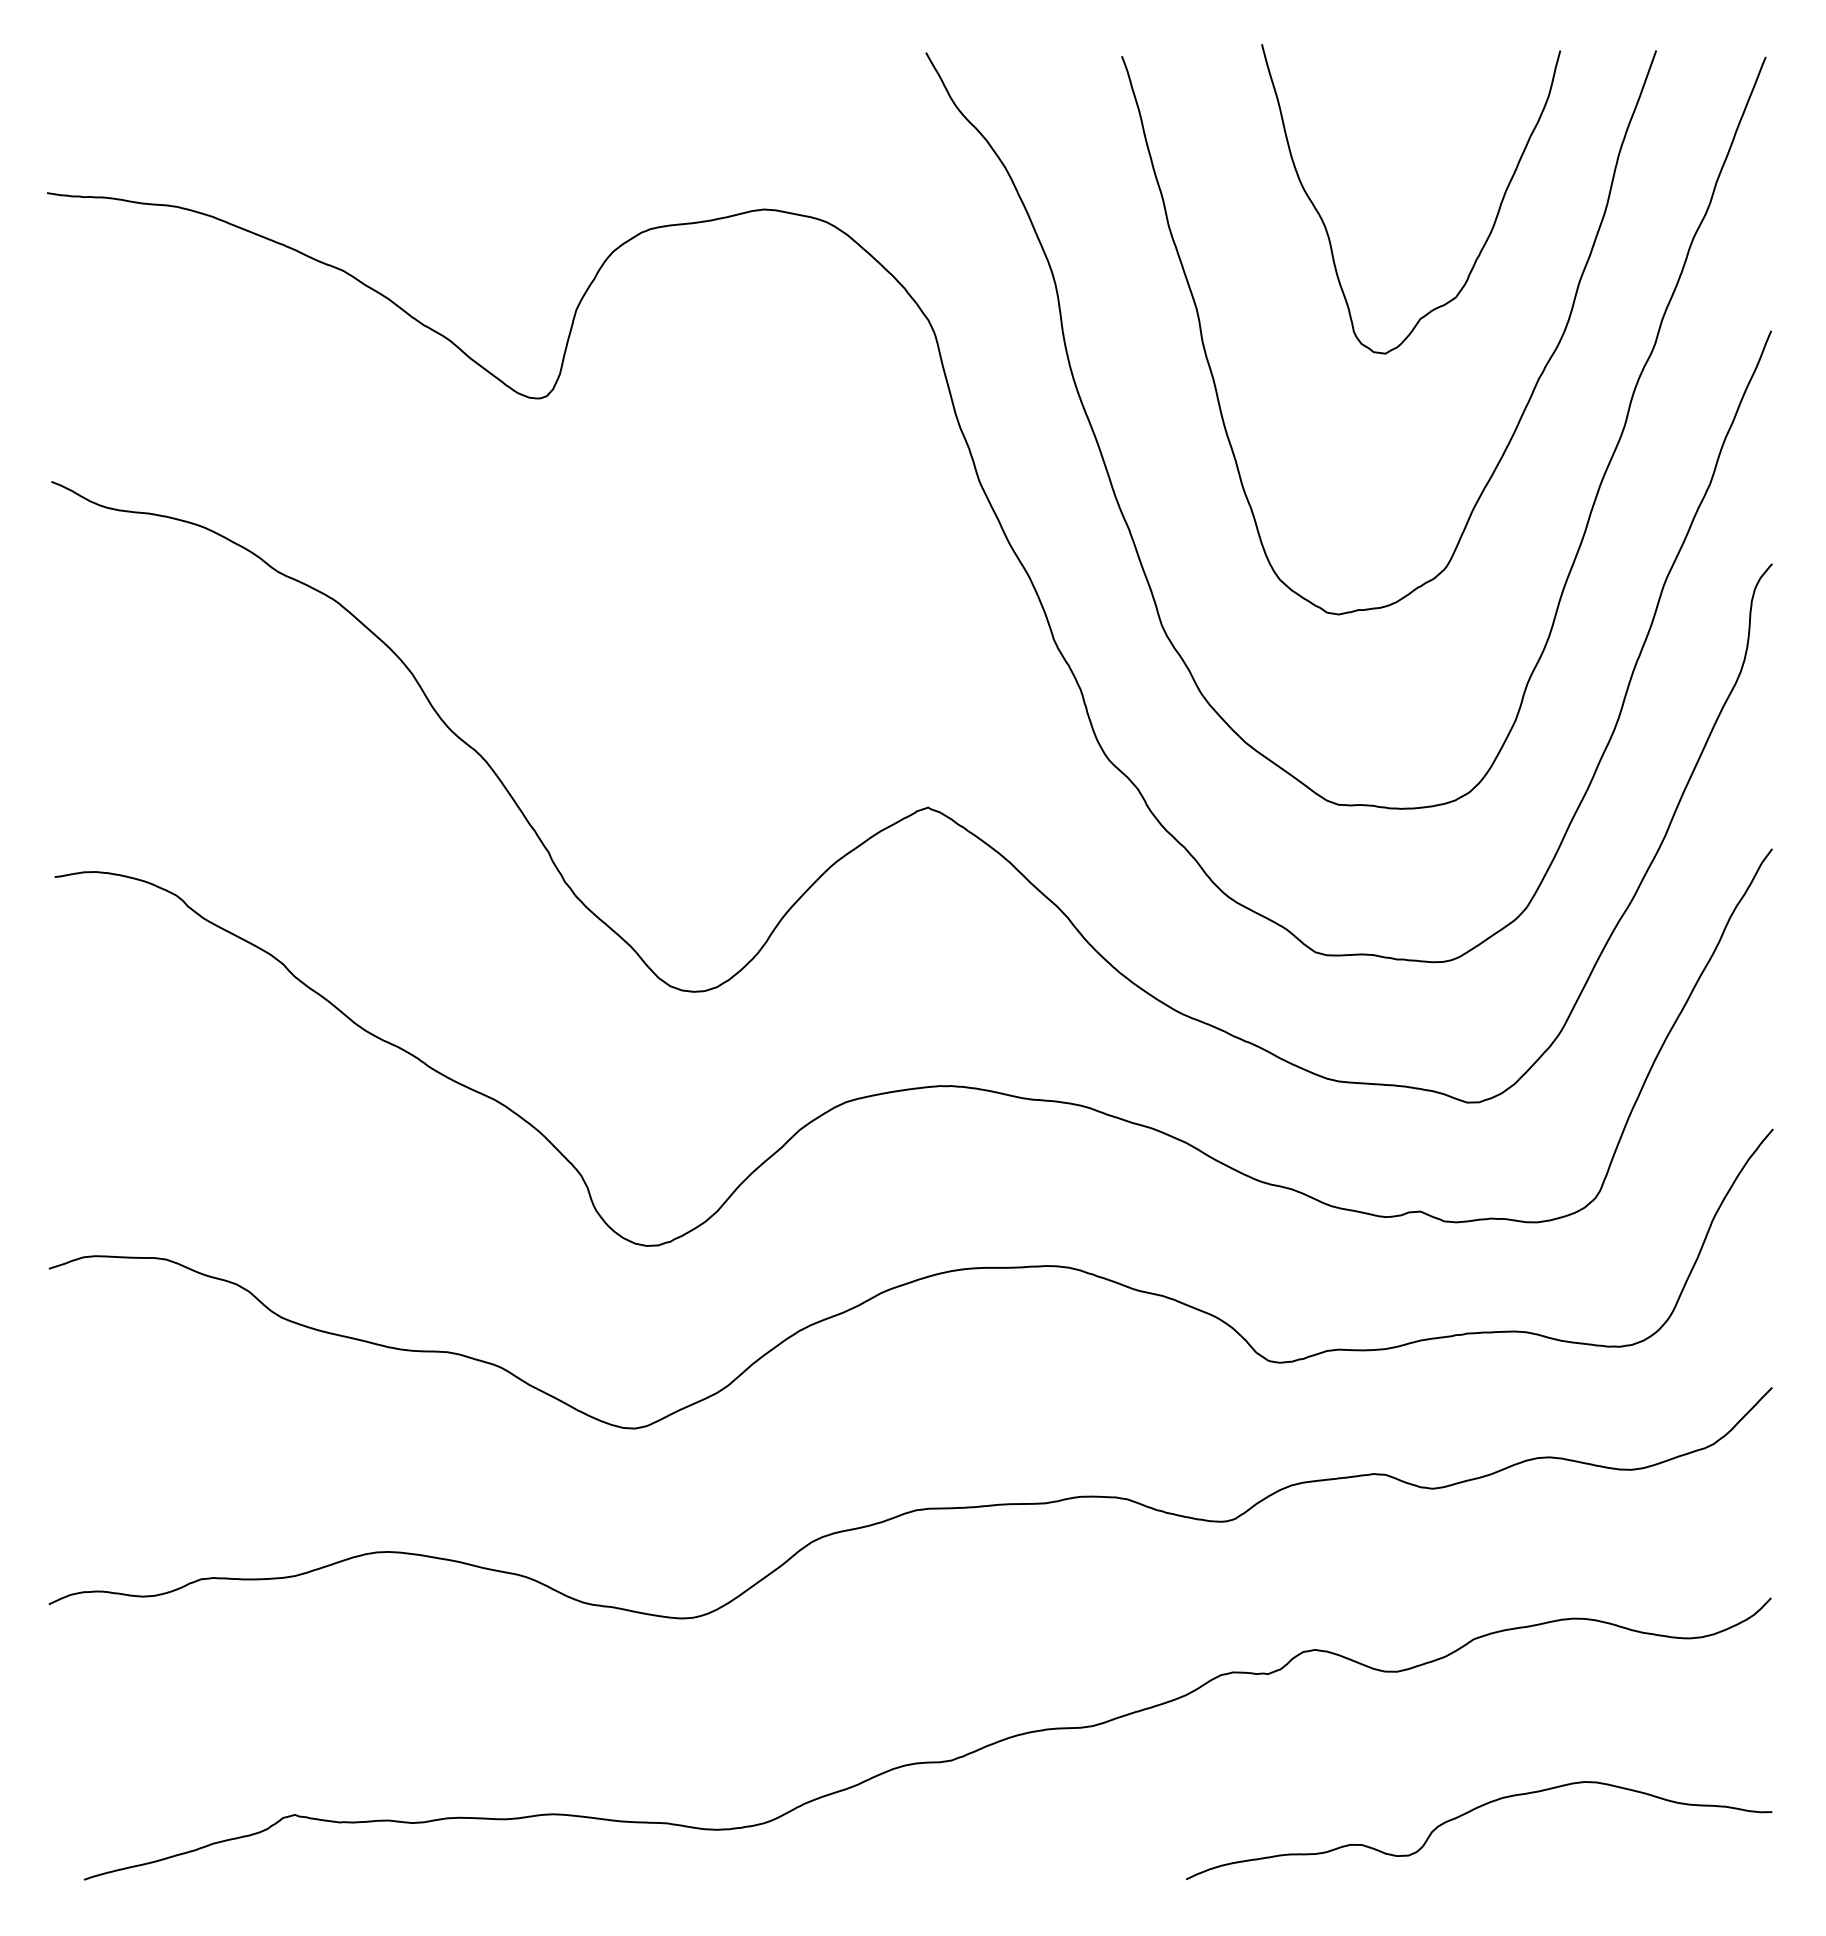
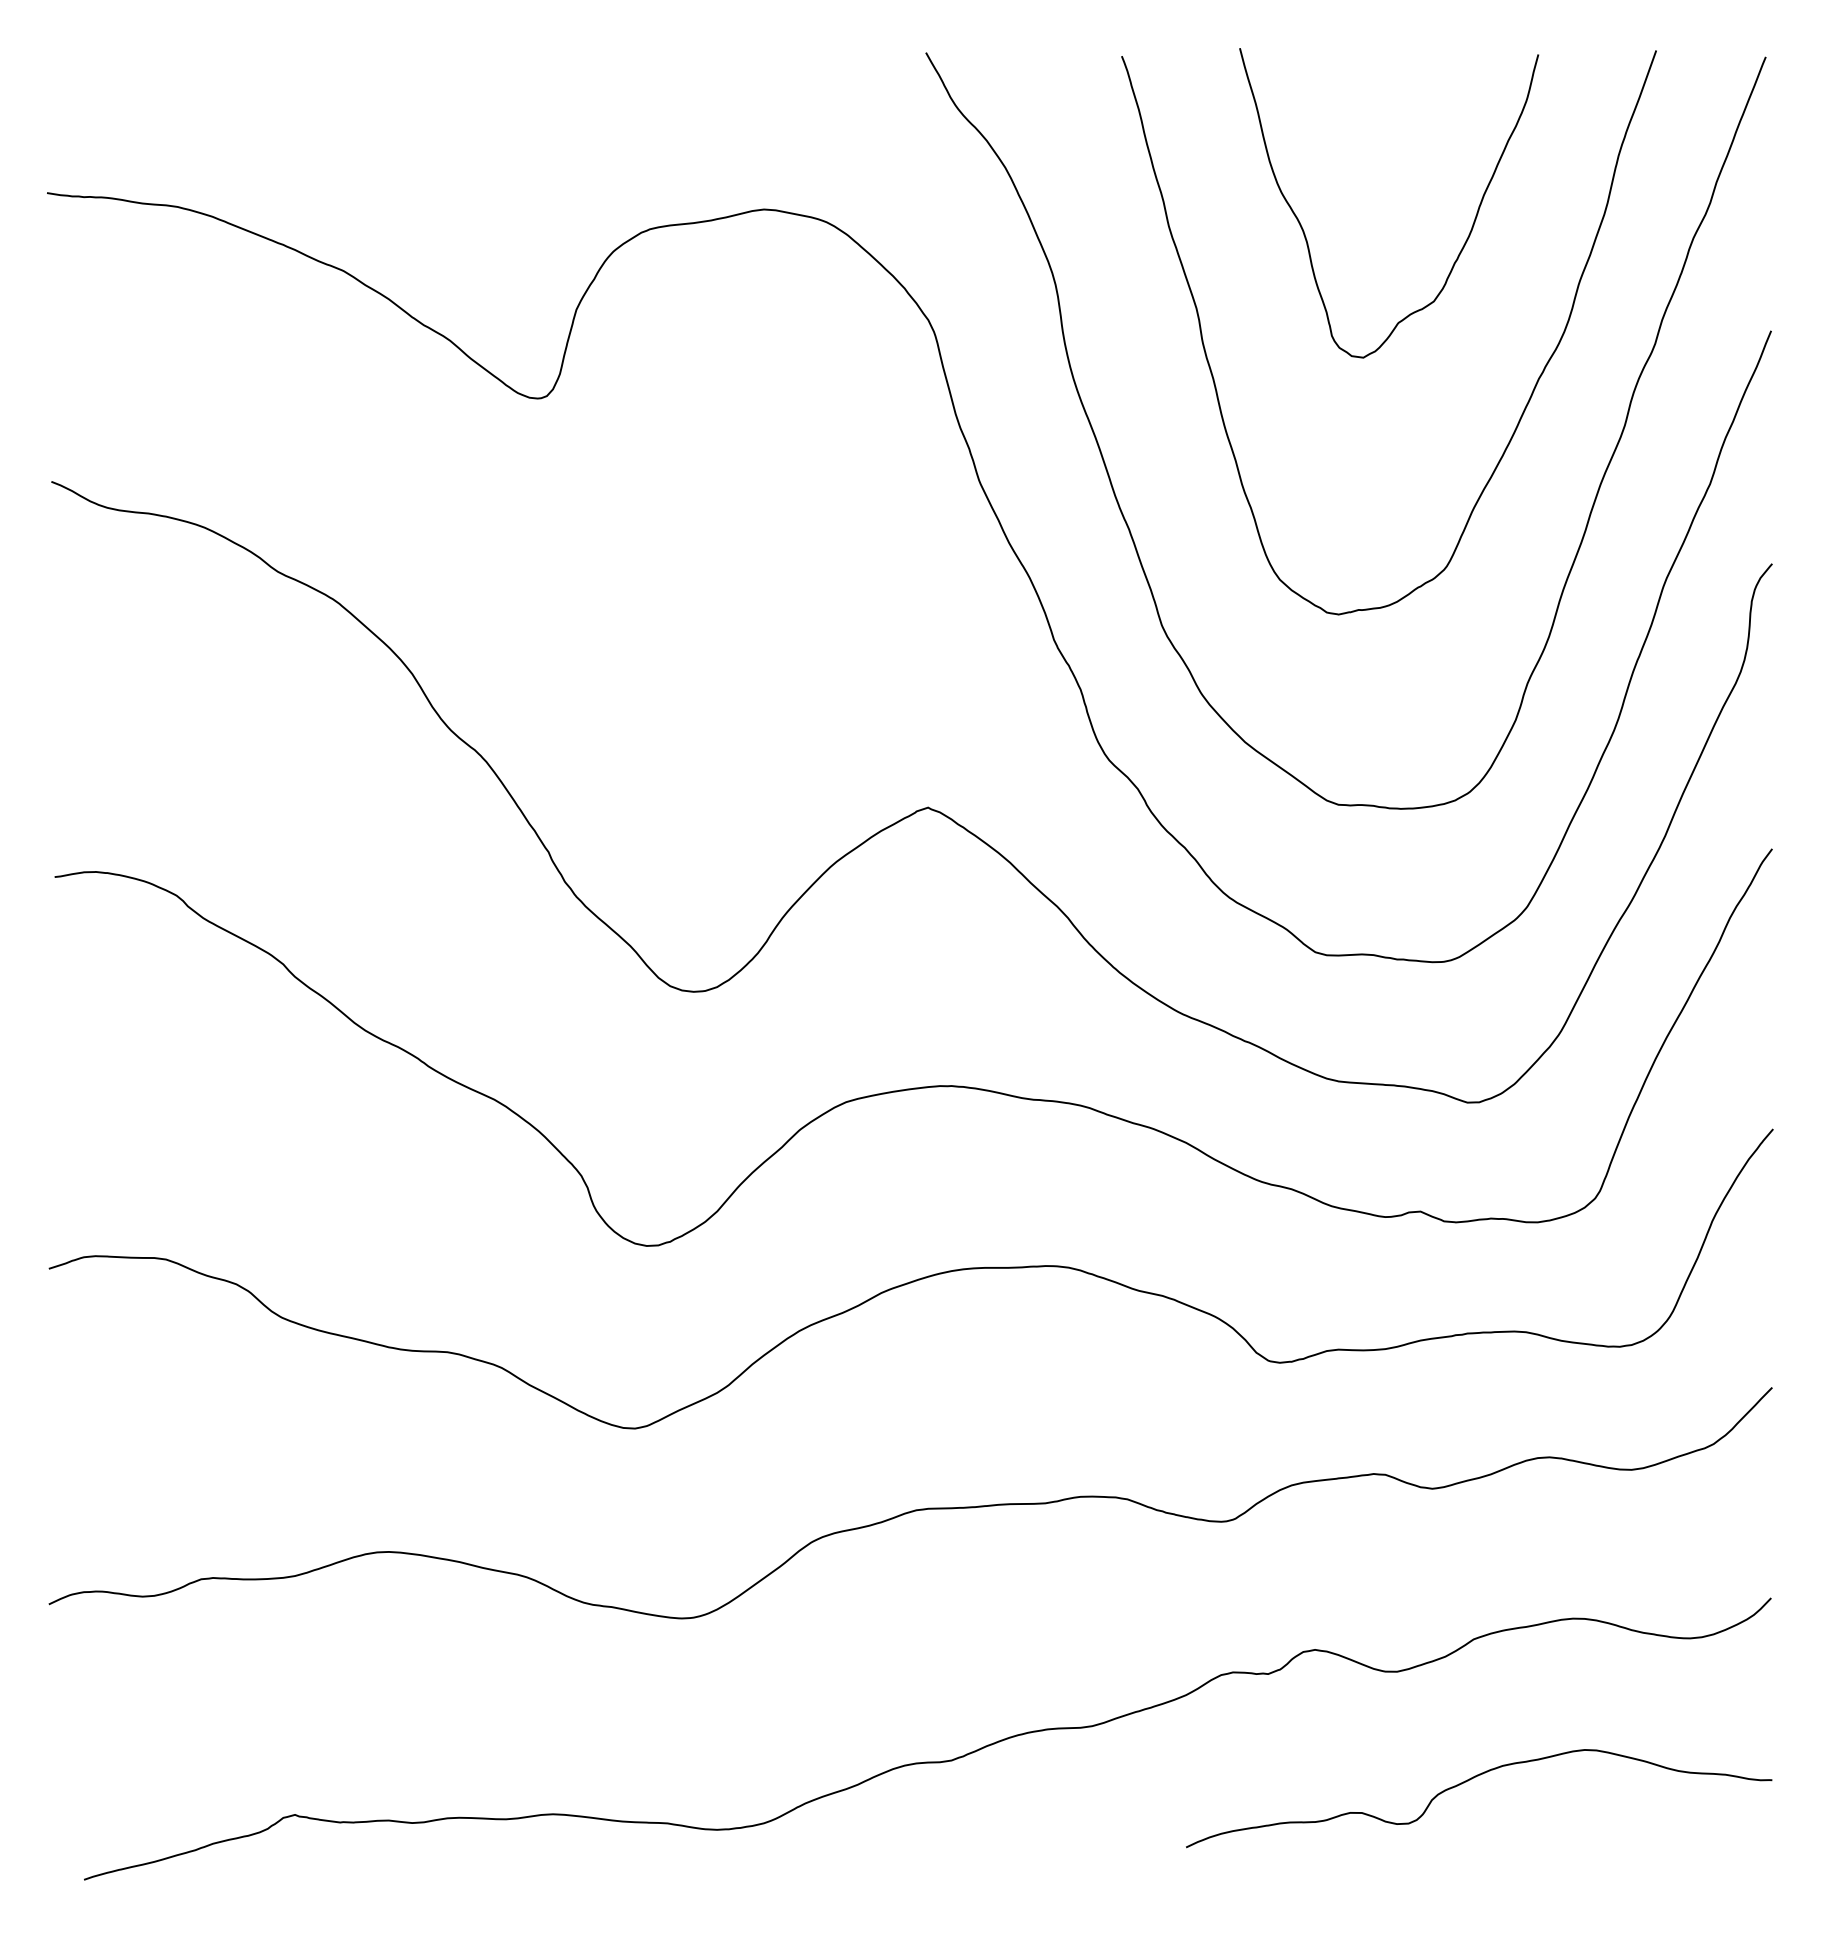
curve position: (1487, 236) -> (1465, 240) (1465, 240)
curve position: (1470, 1812) -> (1470, 1780) (1470, 1780)
